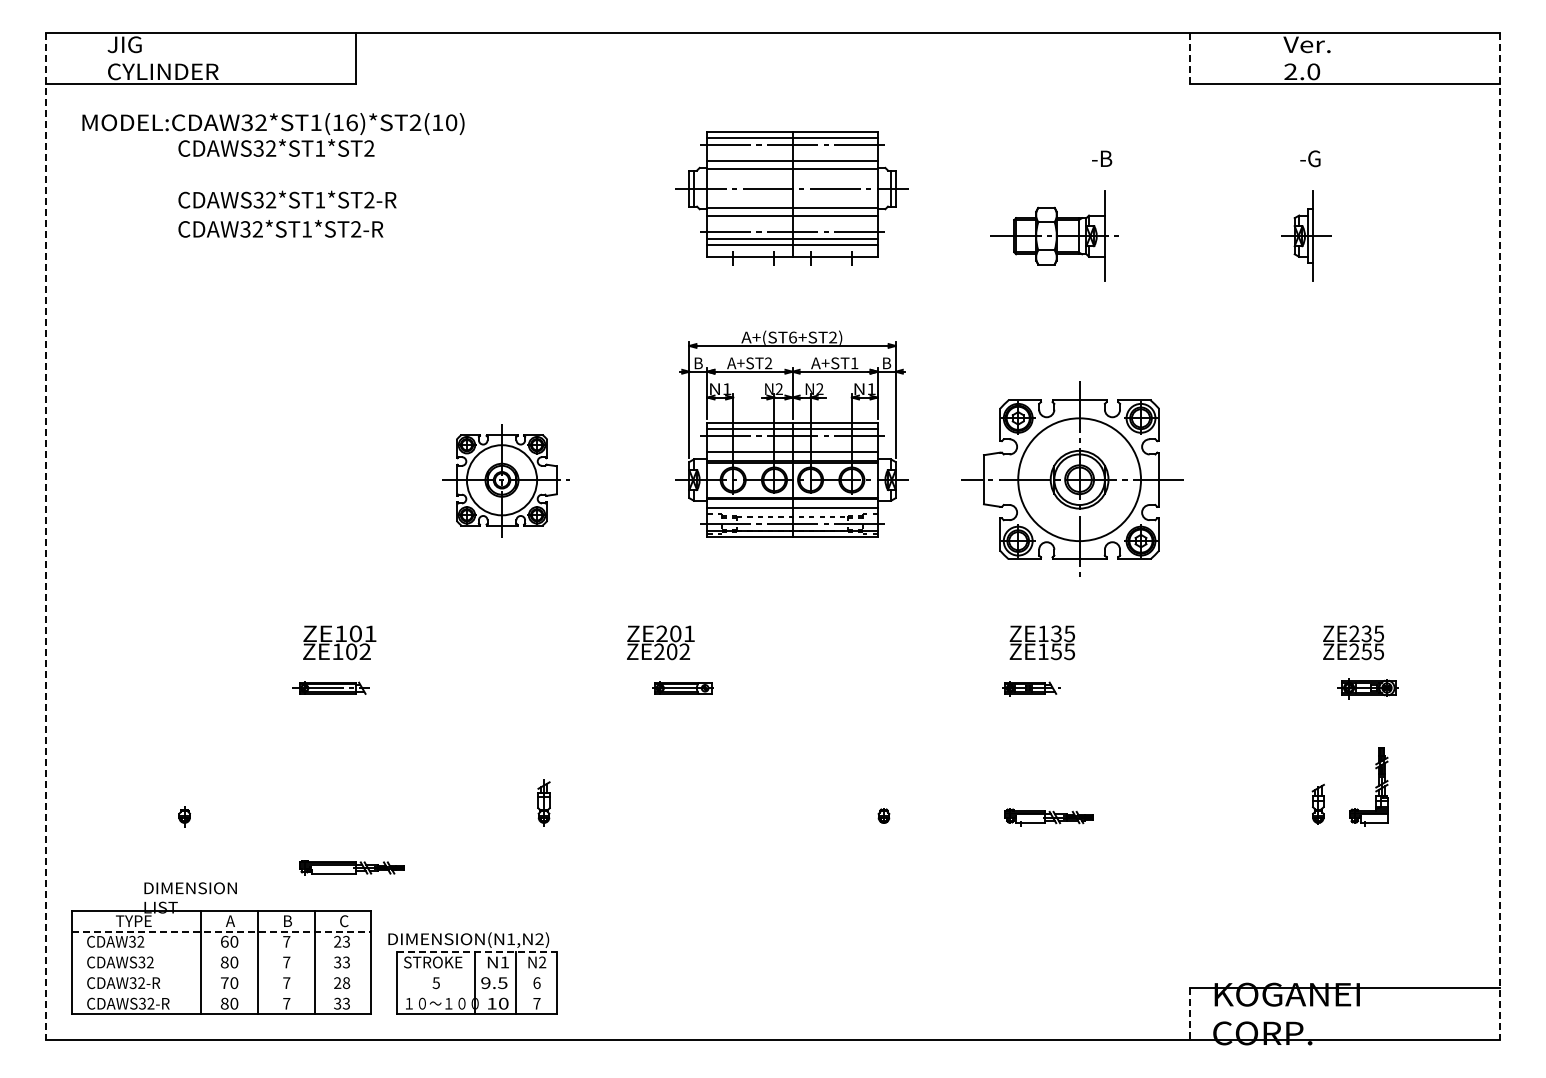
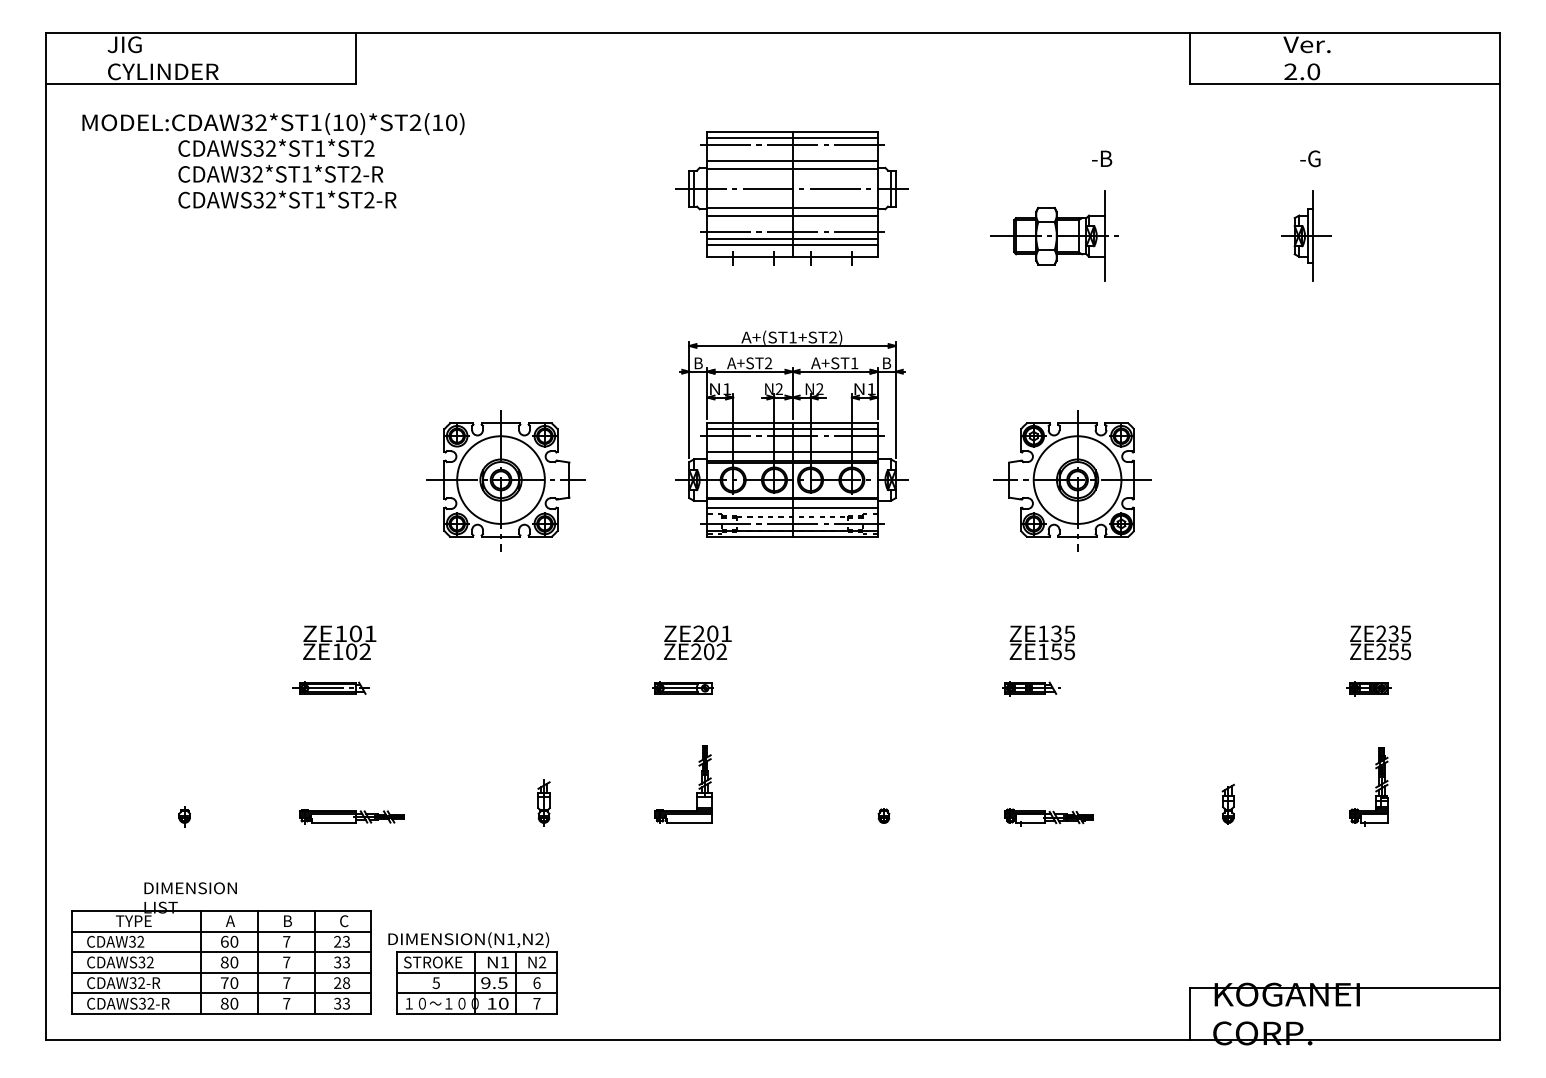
line: dashed -> solid (1190, 58)
text: MODEL:CDAW32*ST1(16)*ST2(10) -> MODEL:CDAW32*ST1(10)*ST2(10) (351, 122)
text position: (280, 228) -> (280, 173) (280, 173)
text: A+(ST6+ST2) -> A+(ST1+ST2) (792, 337)
part size: 223x196 px -> 159x142 px (1072, 480)
part size: 128x114 px -> 160x142 px (505, 480)
line: dashed -> solid (46, 536)
line: dashed -> solid (1499, 536)
text position: (660, 642) -> (697, 642) (697, 642)
text position: (1353, 642) -> (1380, 642) (1380, 642)
part size: 62x22 px -> 46x16 px (1368, 688)
part: none -> present (698, 784)
part position: (1317, 803) -> (1227, 803) (1227, 803)
part position: (351, 867) -> (351, 816) (351, 816)
line: dashed -> solid (221, 931)
line: none -> present (221, 952)
line: dashed -> solid (477, 952)
line: none -> present (221, 972)
line: none -> present (477, 972)
line: none -> present (221, 993)
line: none -> present (477, 993)
line: dashed -> solid (1190, 1014)
